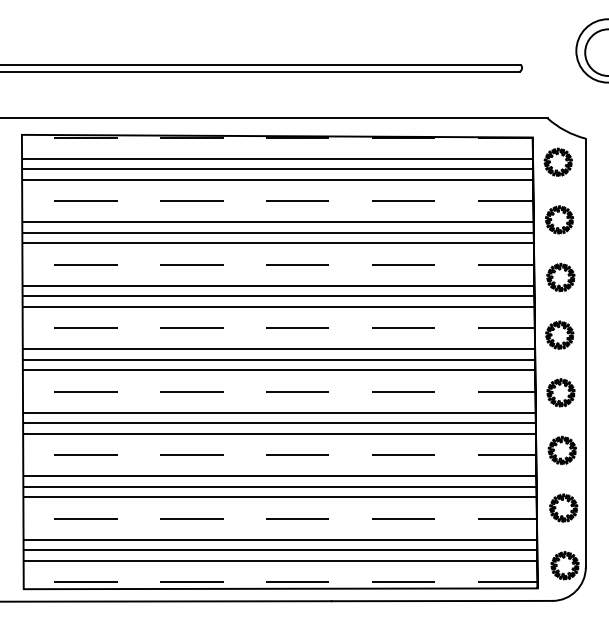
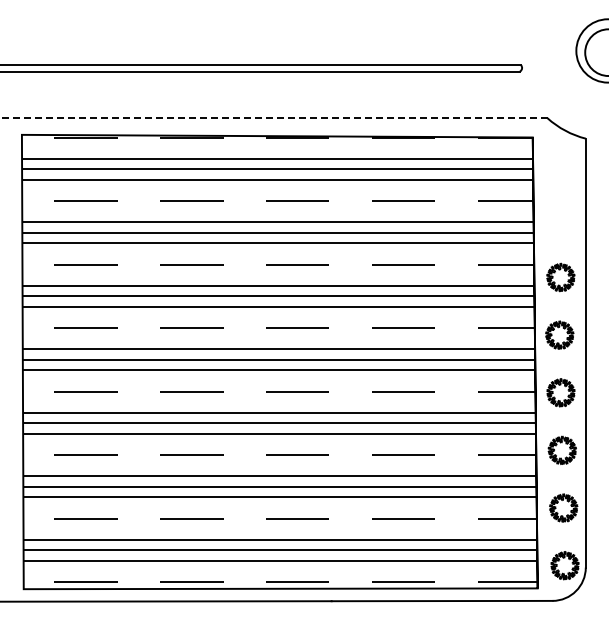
line: solid -> dashed (273, 118)
part: present -> none (557, 161)
part: present -> none (559, 219)
